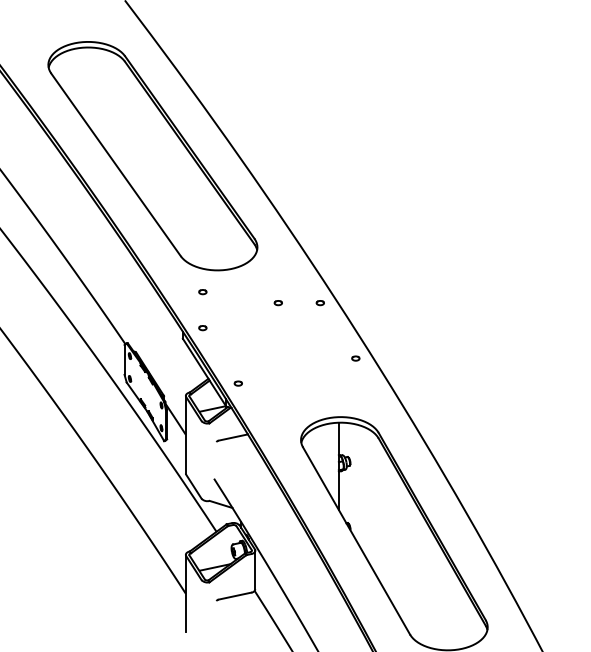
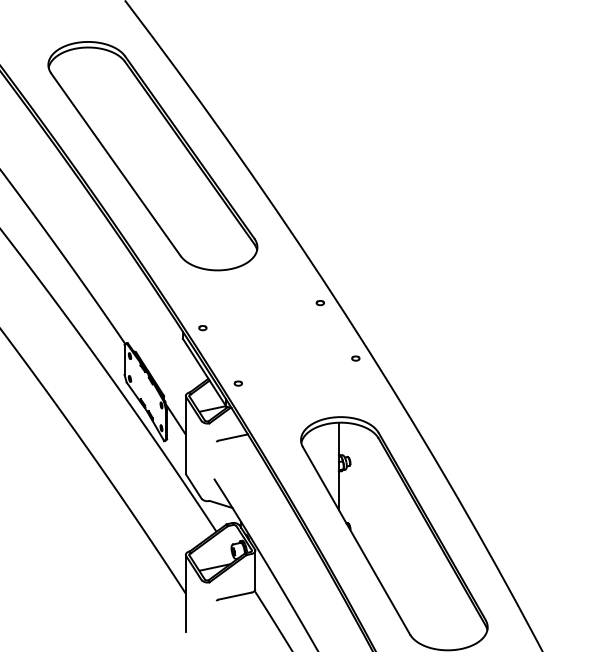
part: present -> none (202, 292)
part: present -> none (277, 303)
